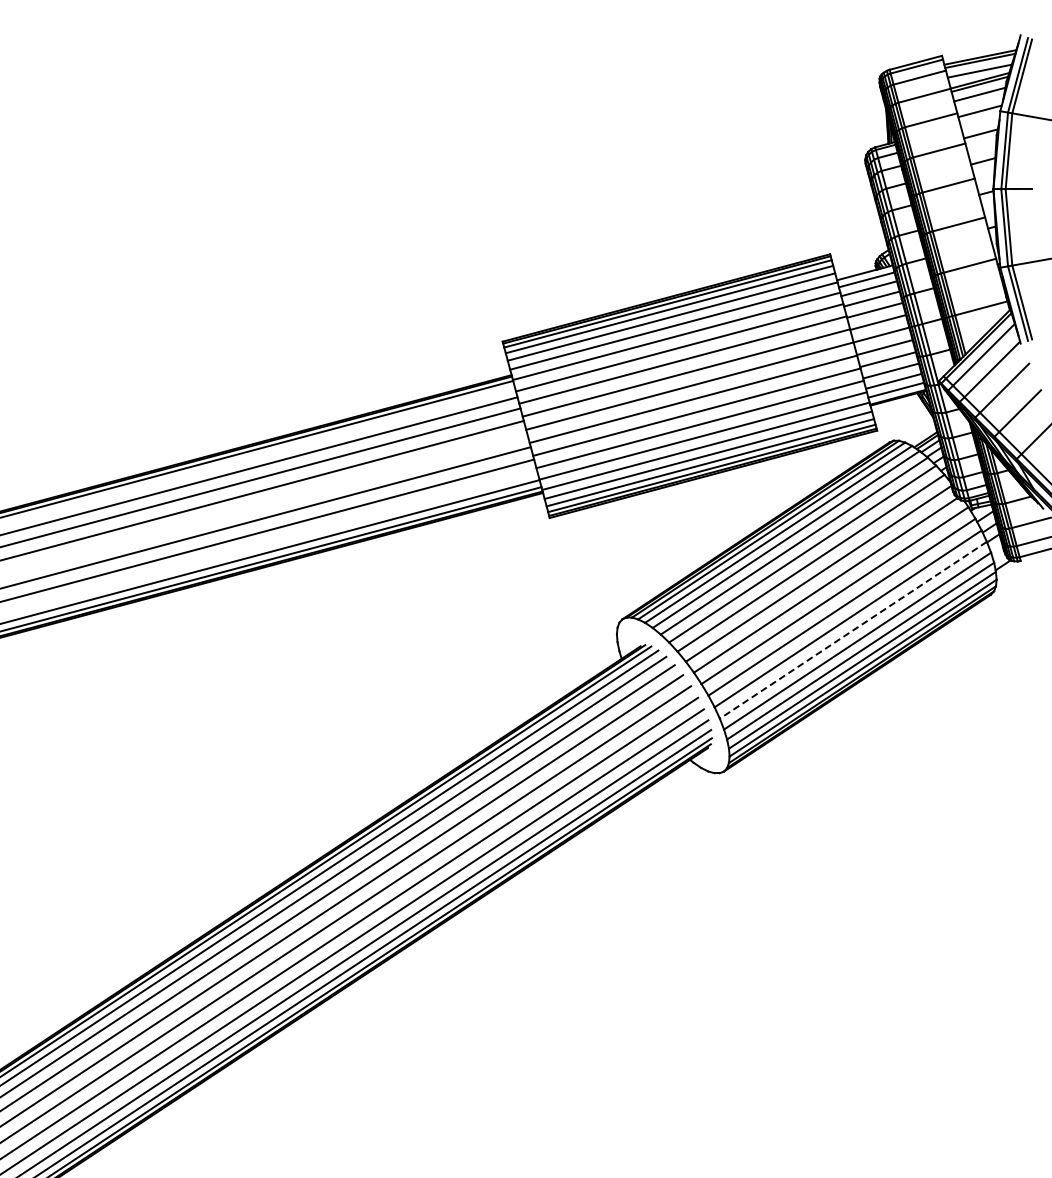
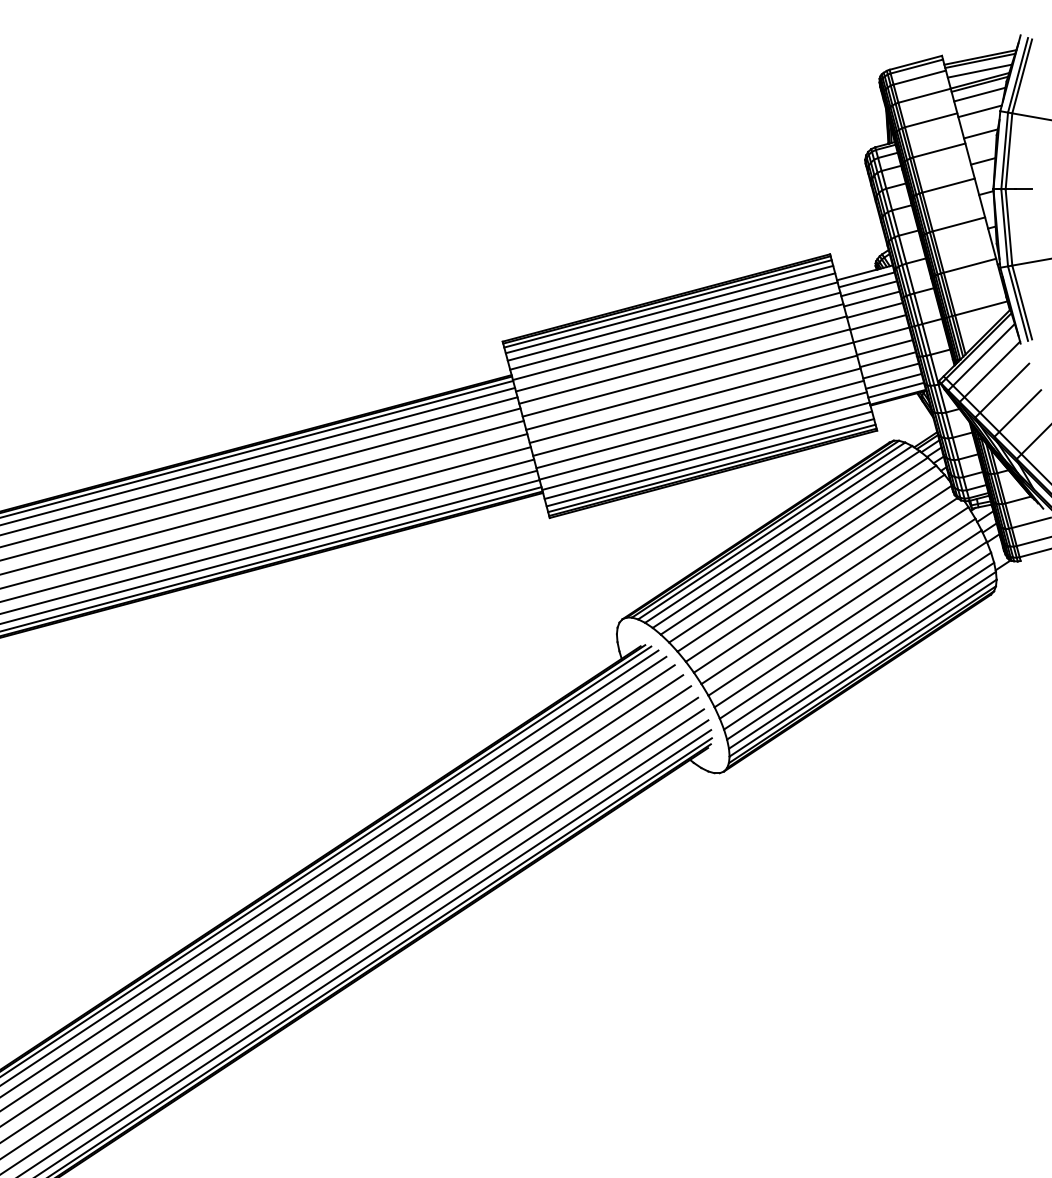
line: none -> present (258, 455)
line: none -> present (264, 504)
line: none -> present (269, 541)
line: dashed -> solid (852, 630)
